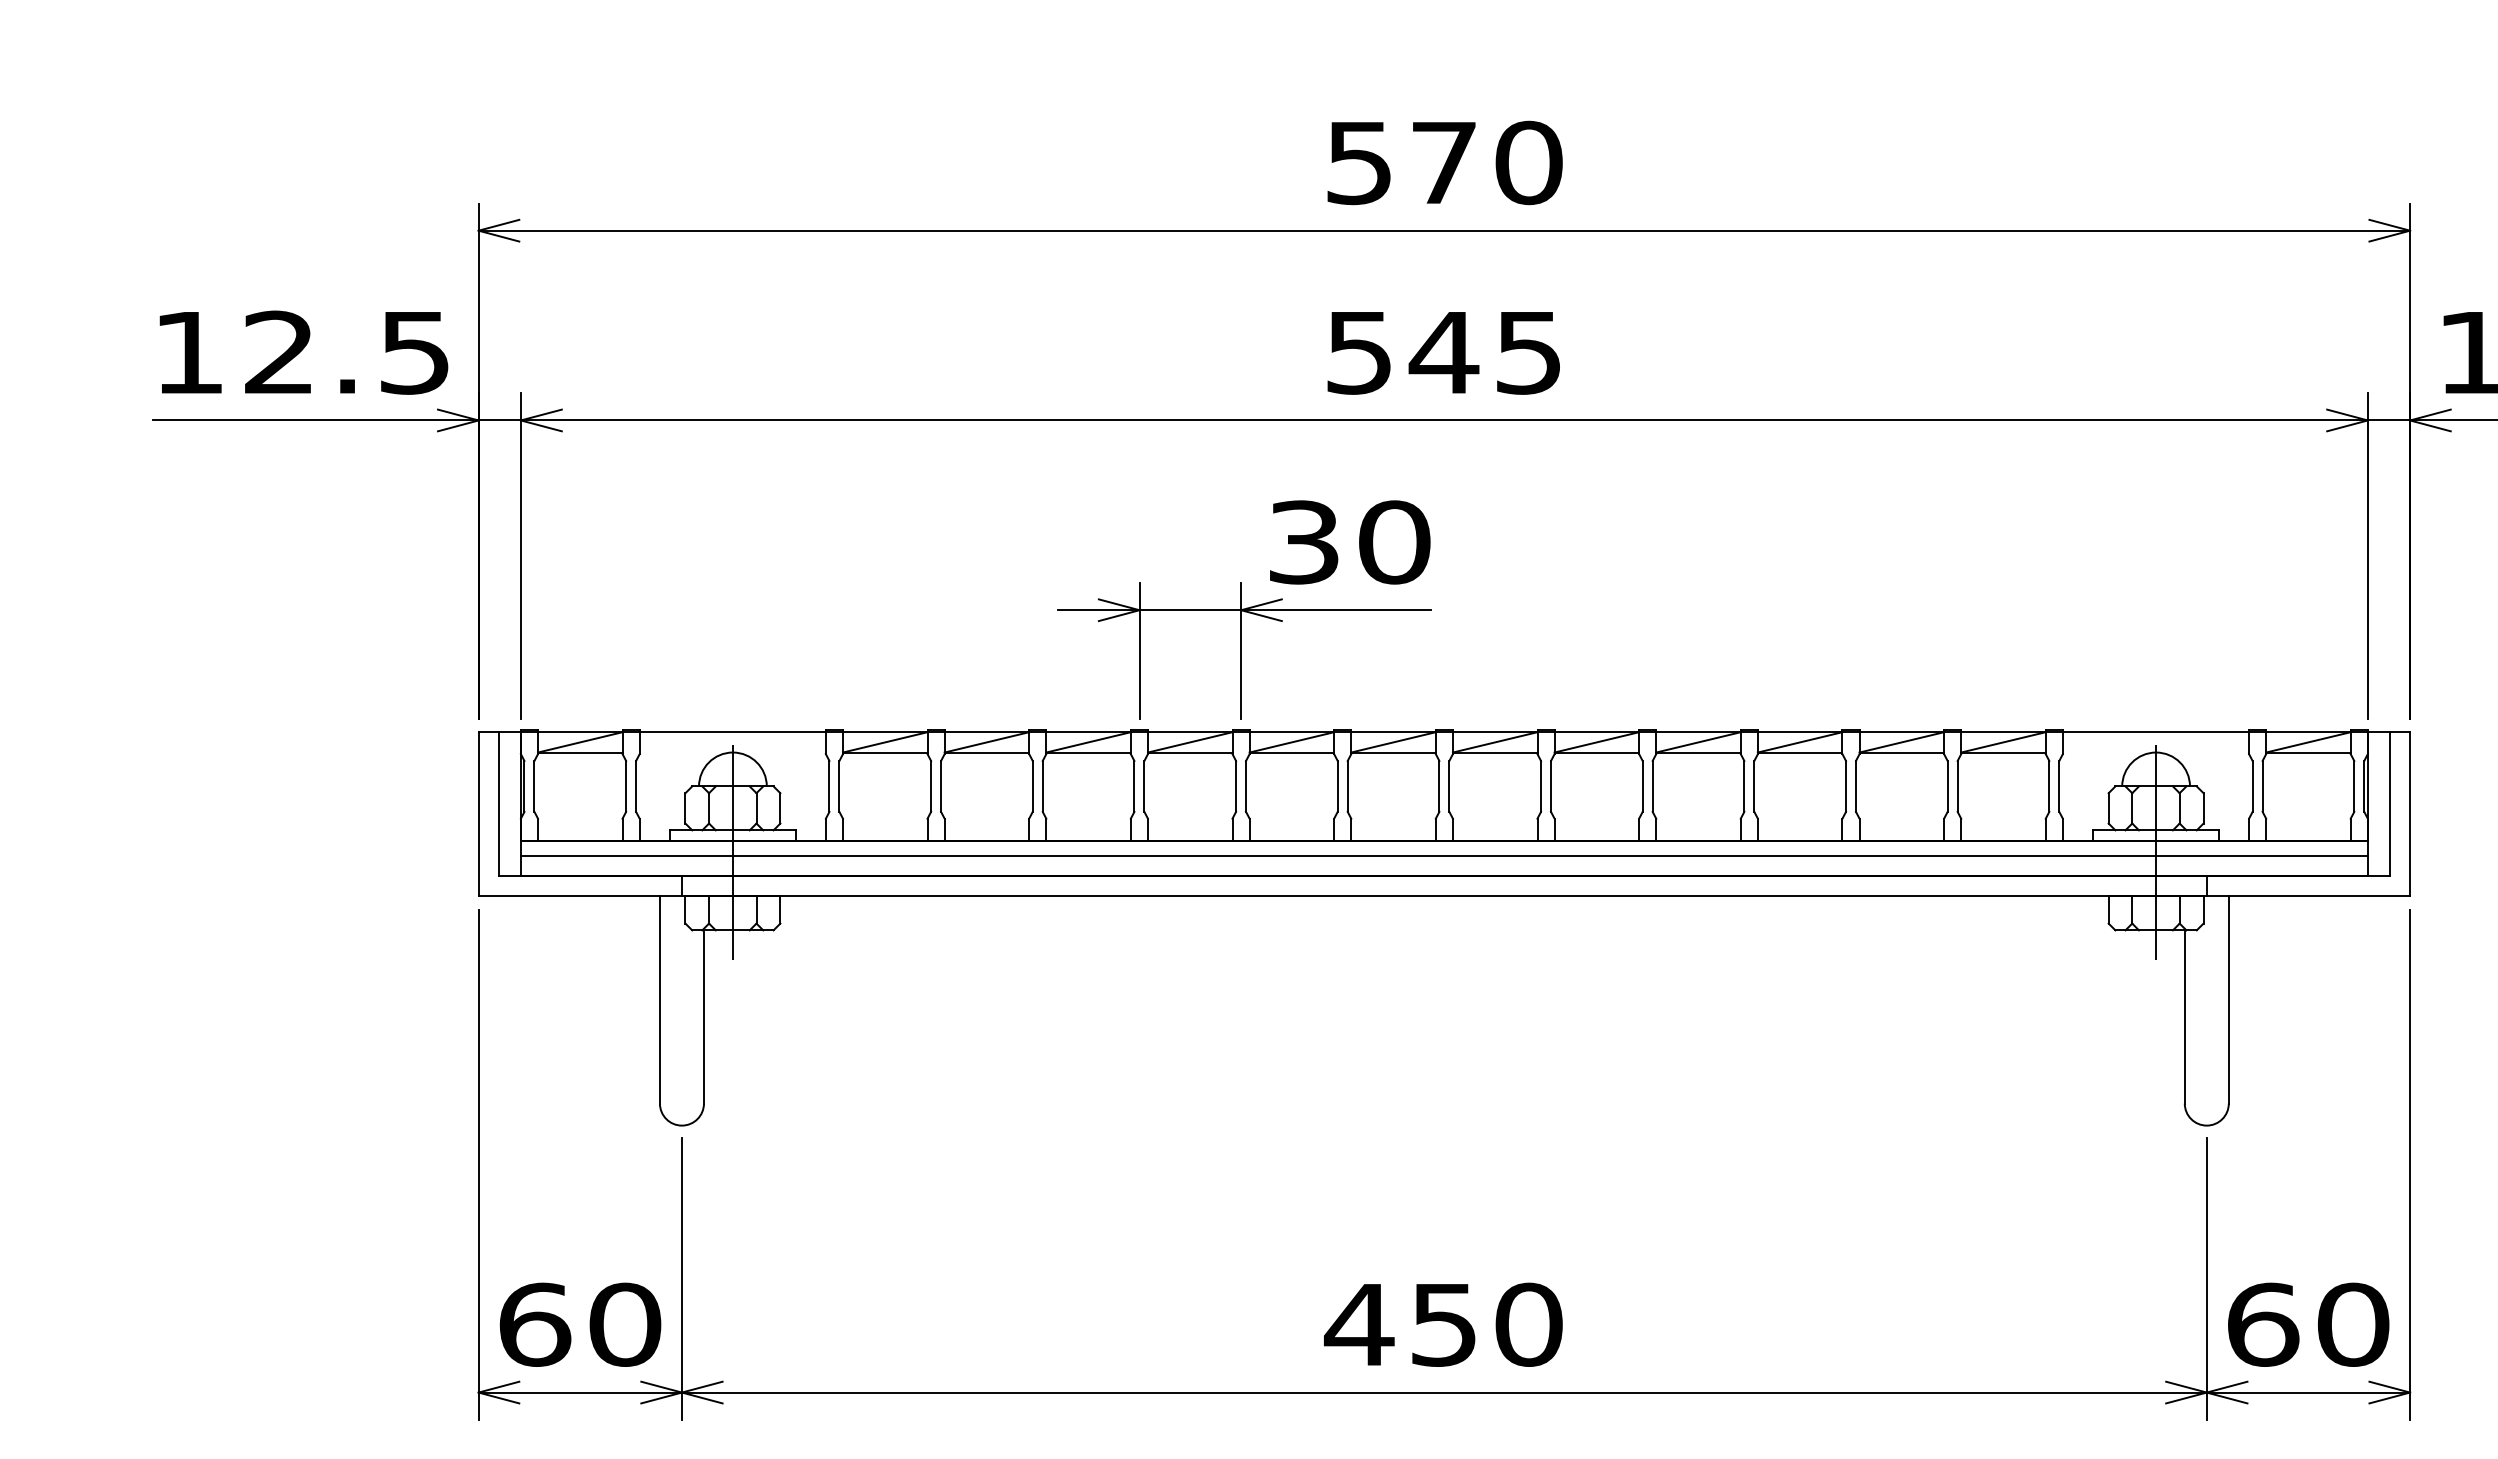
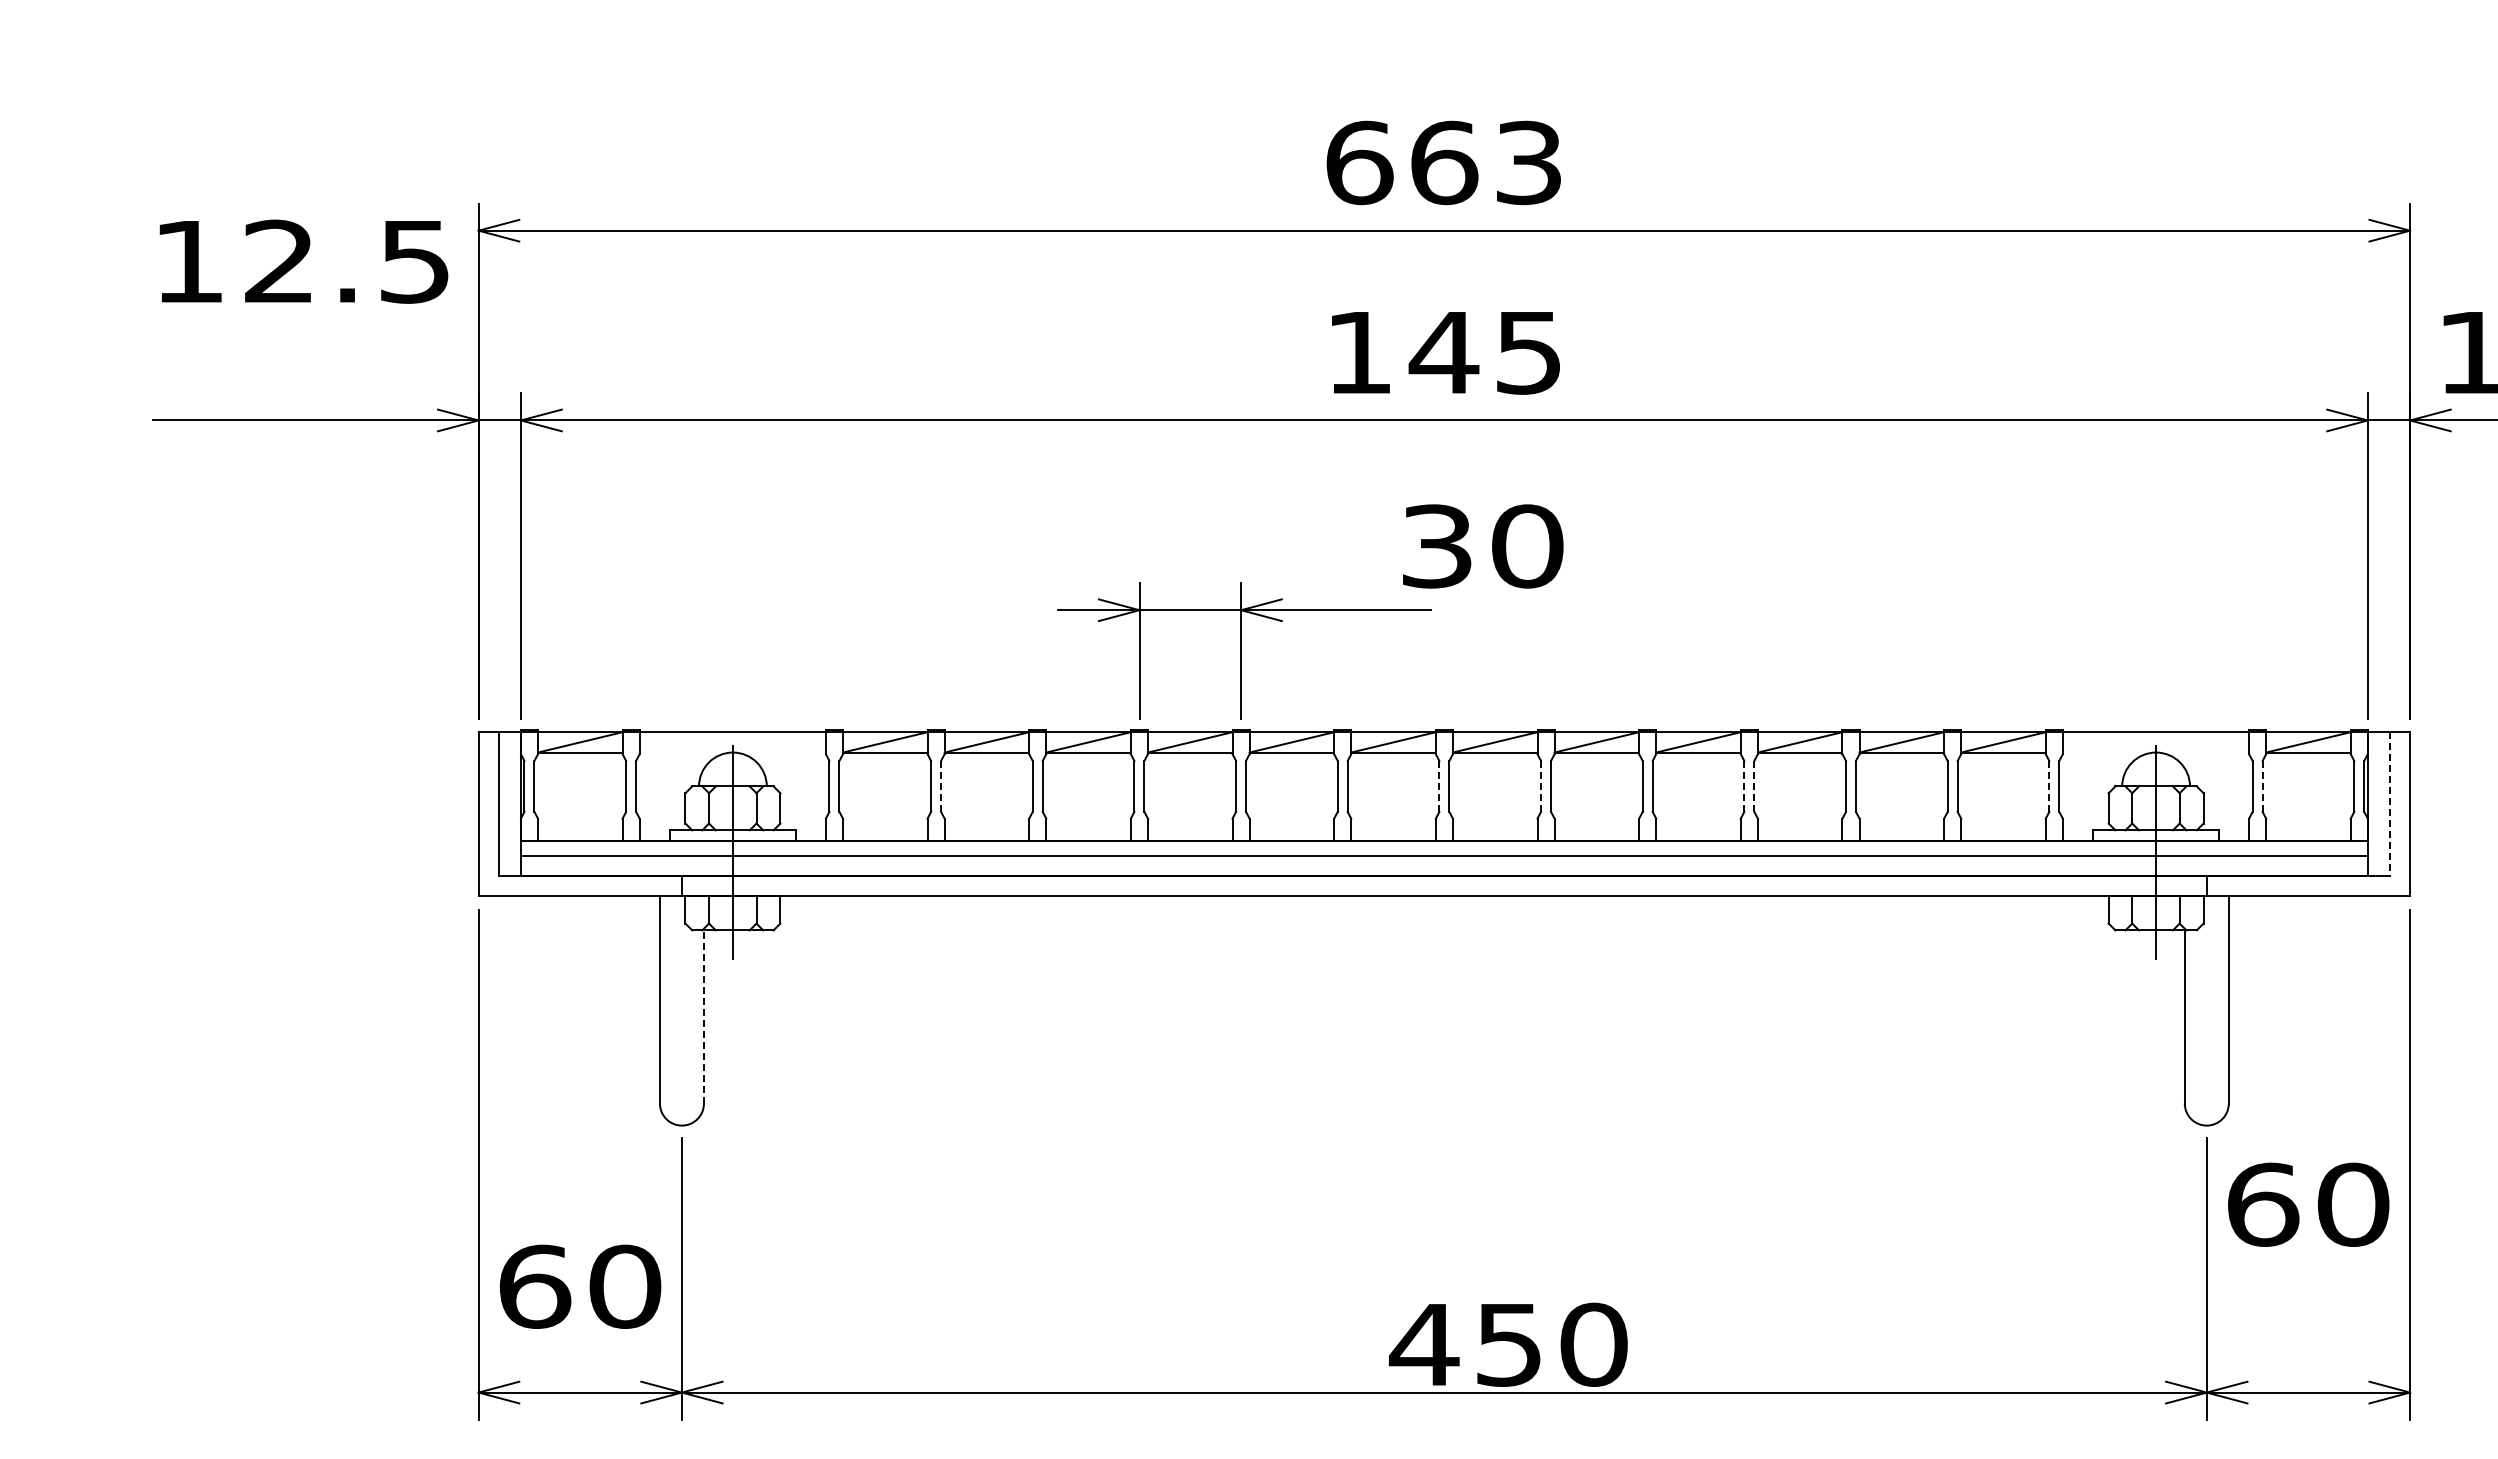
text: 570 -> 663 (1444, 162)
text position: (303, 352) -> (303, 261) (303, 261)
text: 545 -> 145 (1358, 353)
text position: (1350, 542) -> (1483, 546) (1483, 546)
line: solid -> dashed (941, 785)
line: solid -> dashed (1754, 785)
line: solid -> dashed (2262, 785)
line: solid -> dashed (1439, 786)
line: solid -> dashed (1541, 786)
line: solid -> dashed (1744, 786)
line: solid -> dashed (2049, 786)
line: solid -> dashed (2389, 804)
line: solid -> dashed (703, 1016)
text position: (580, 1324) -> (580, 1286) (580, 1286)
text position: (1443, 1324) -> (1508, 1344) (1508, 1344)
text position: (2308, 1324) -> (2308, 1204) (2308, 1204)
